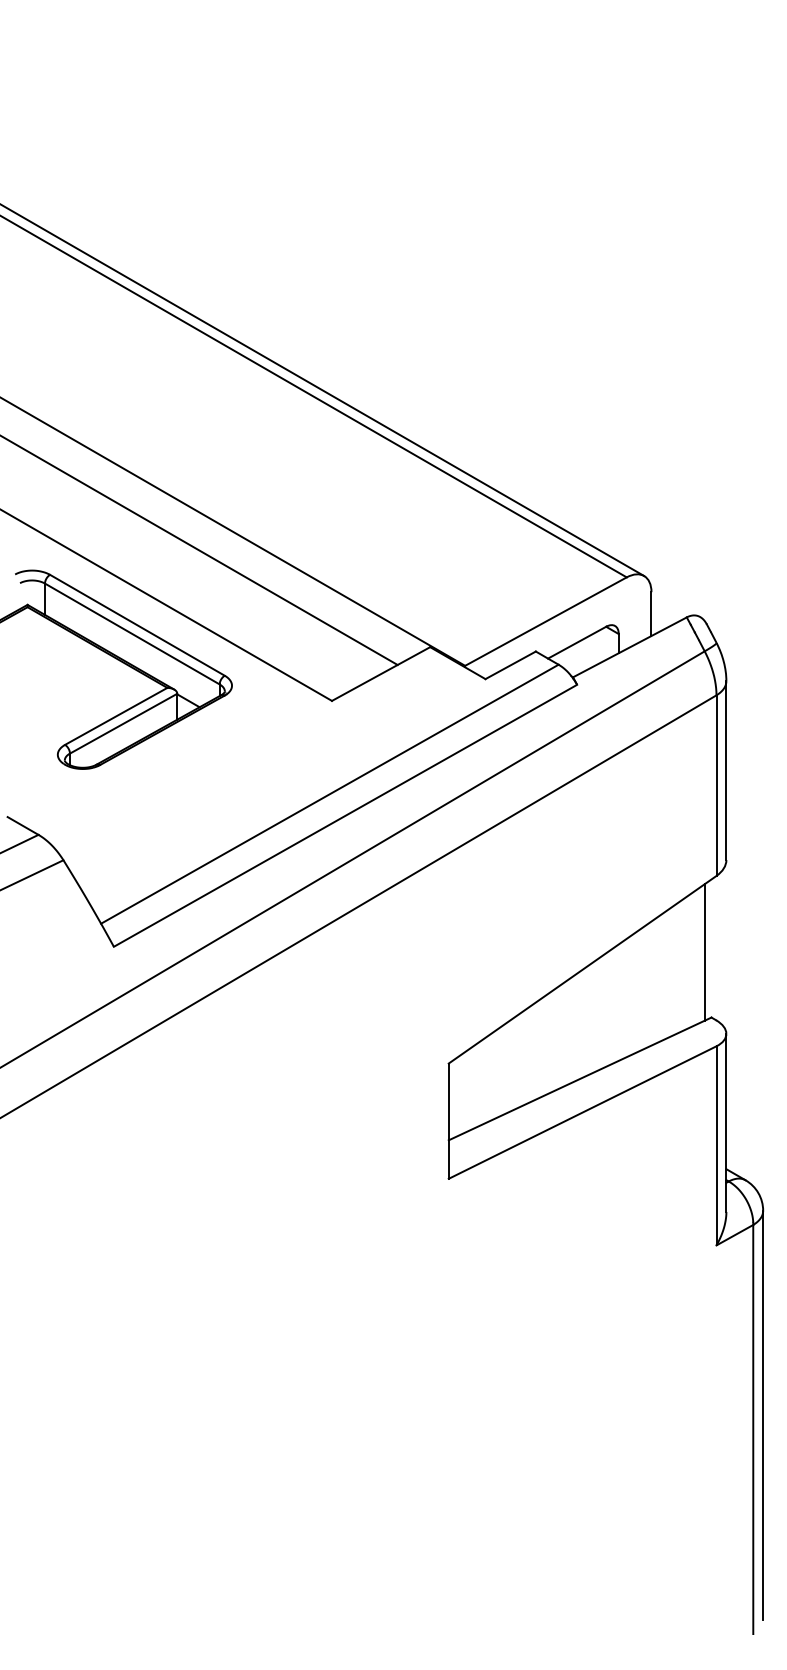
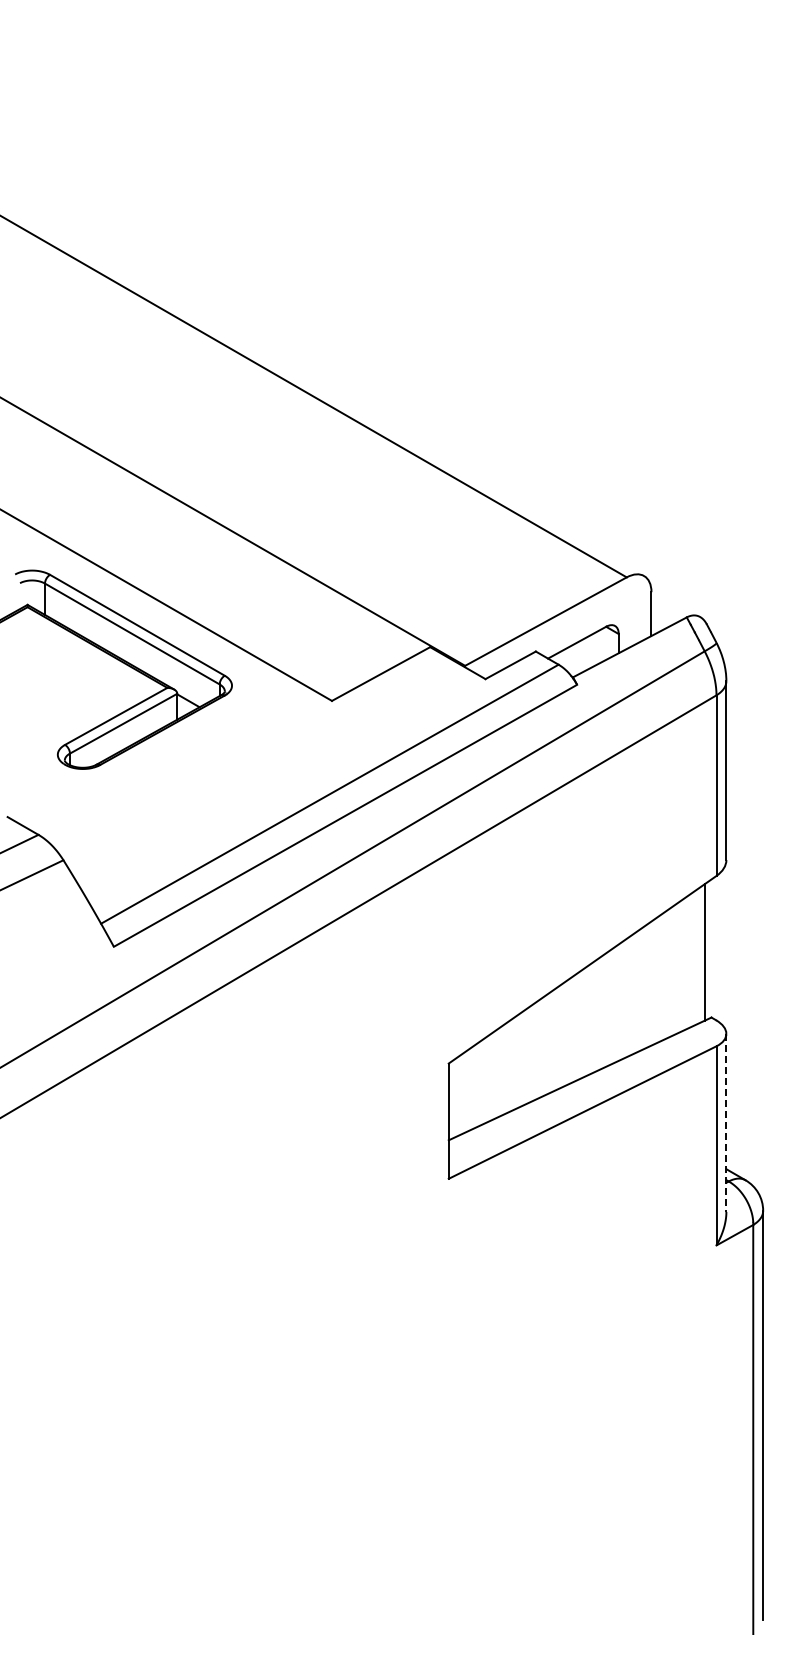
line: present -> none (323, 390)
line: present -> none (199, 550)
line: solid -> dashed (726, 1123)
